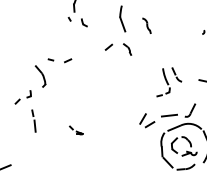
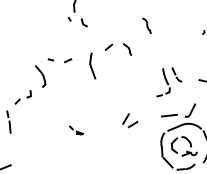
part position: (122, 18) -> (92, 65) (92, 65)
line position: (33, 120) -> (8, 121) (8, 121)
part position: (147, 120) -> (130, 120) (130, 120)
